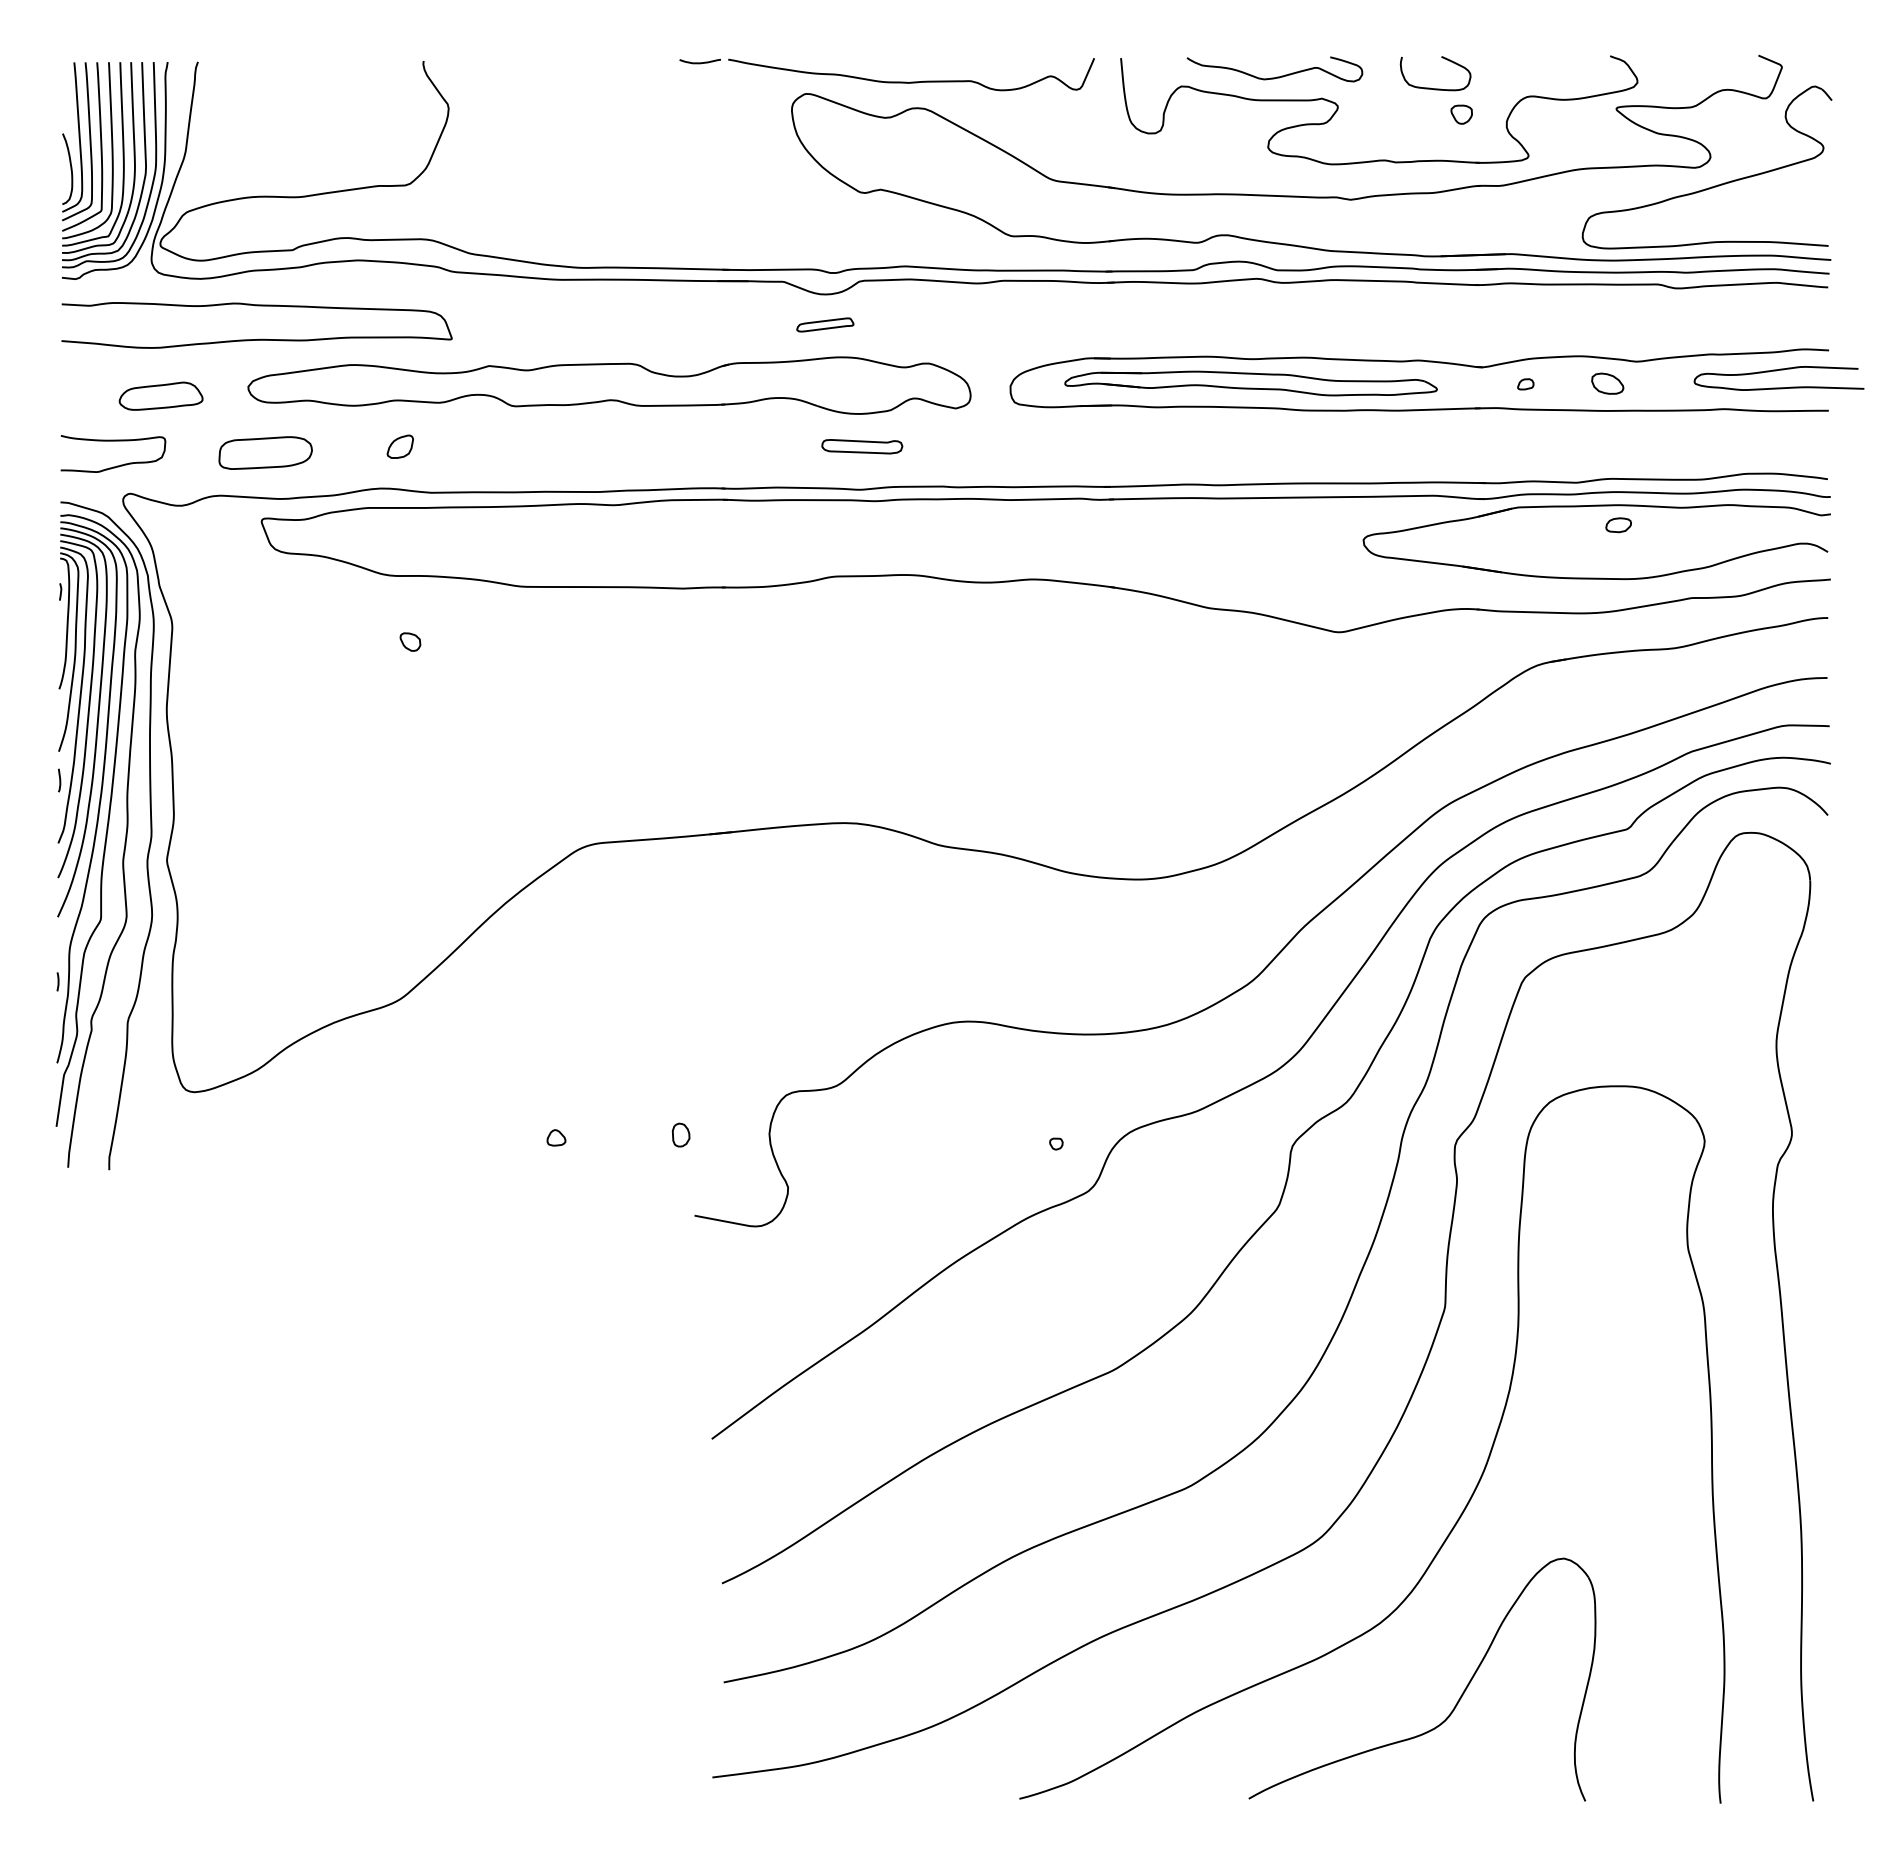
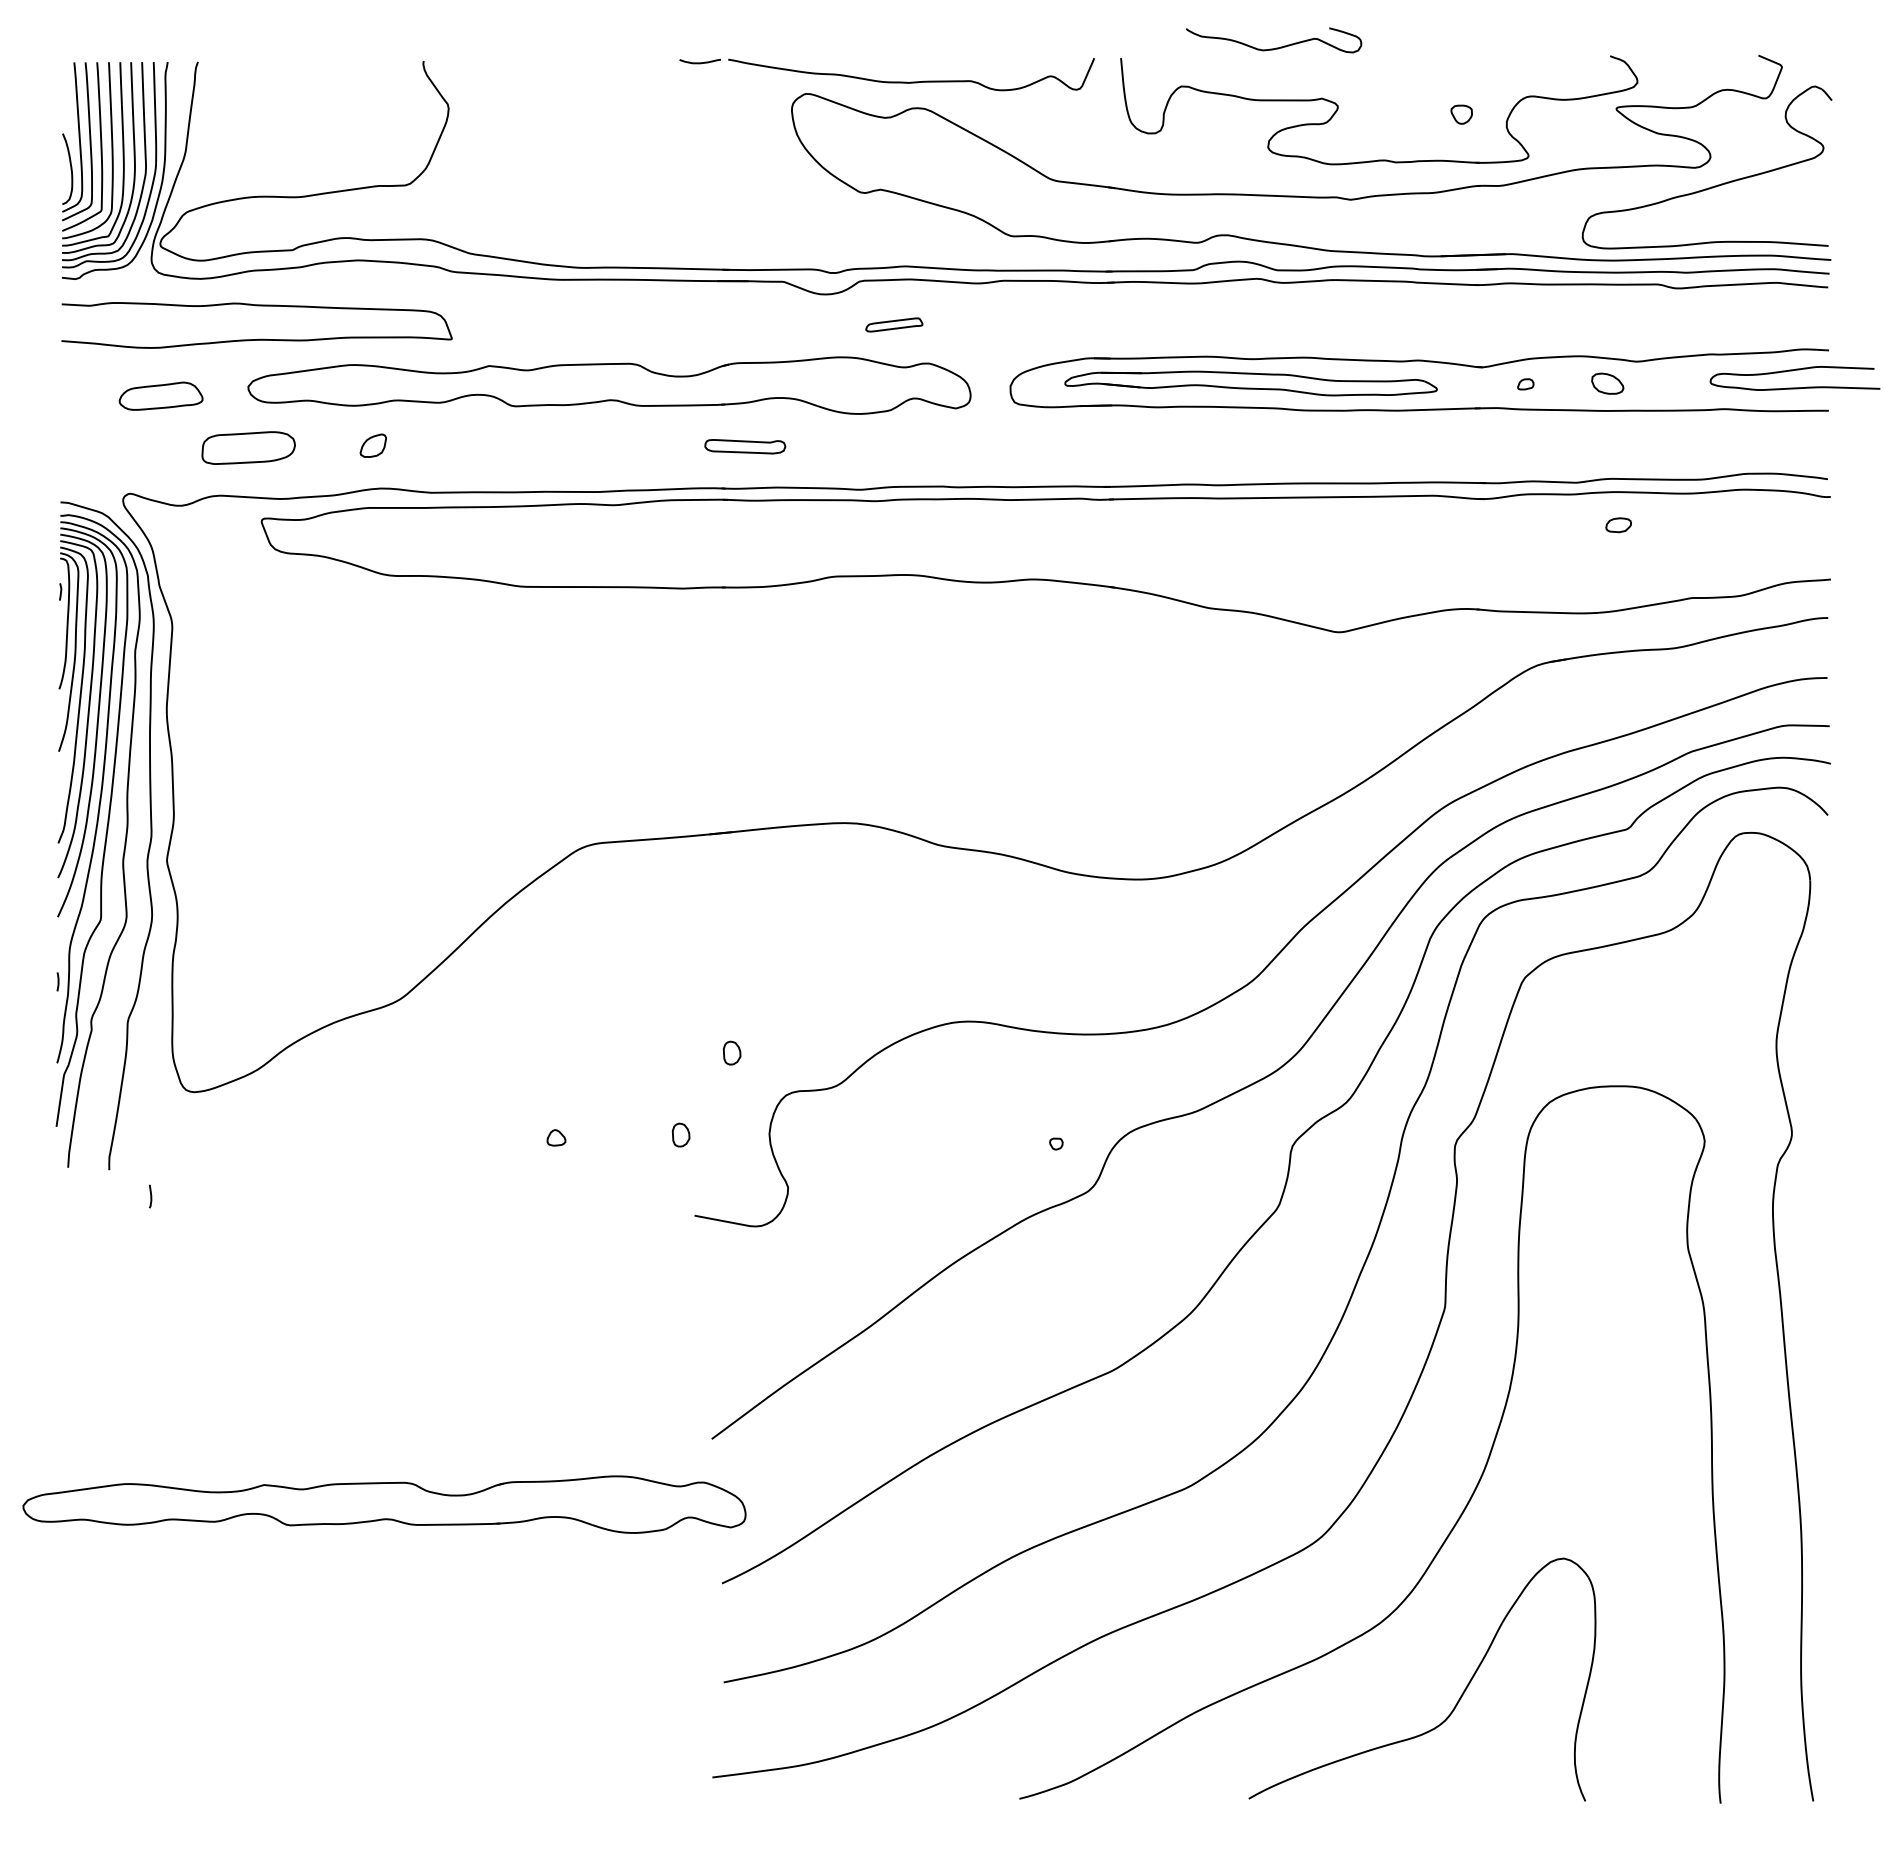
curve position: (1277, 76) -> (1276, 47) (1276, 47)
curve: present -> none (1430, 87)
part position: (825, 324) -> (894, 324) (894, 324)
curve position: (1776, 371) -> (1792, 371) (1792, 371)
curve: present -> none (113, 441)
part position: (399, 446) -> (372, 445) (372, 445)
part position: (862, 446) -> (745, 446) (745, 446)
part position: (265, 452) -> (248, 447) (248, 447)
part: present -> none (1596, 506)
part: present -> none (410, 641)
line position: (59, 780) -> (150, 1196) (150, 1196)
part: none -> present (731, 1052)
part: none -> present (384, 1504)
